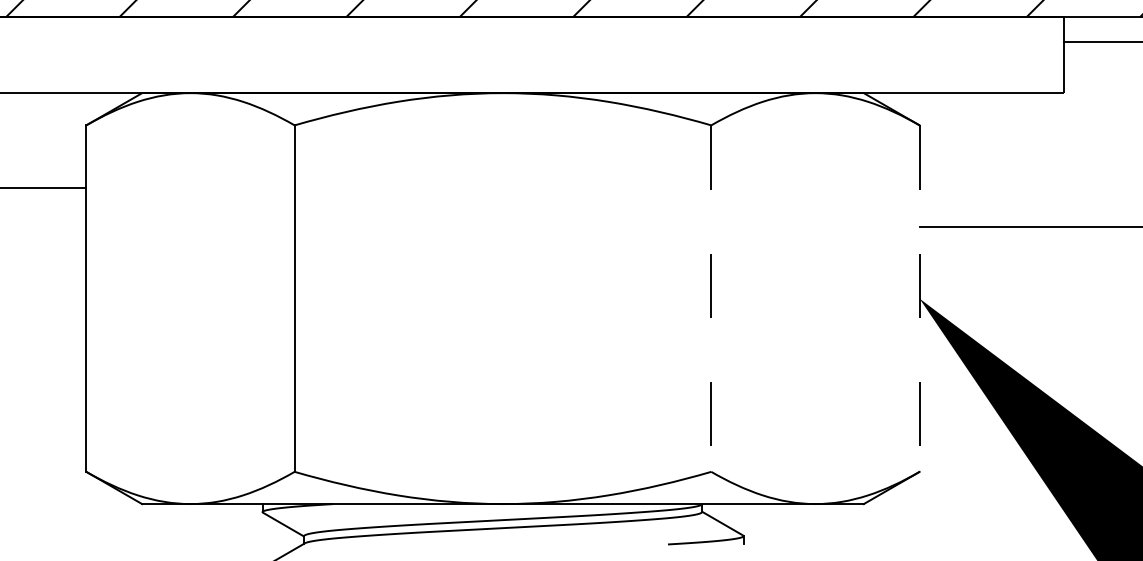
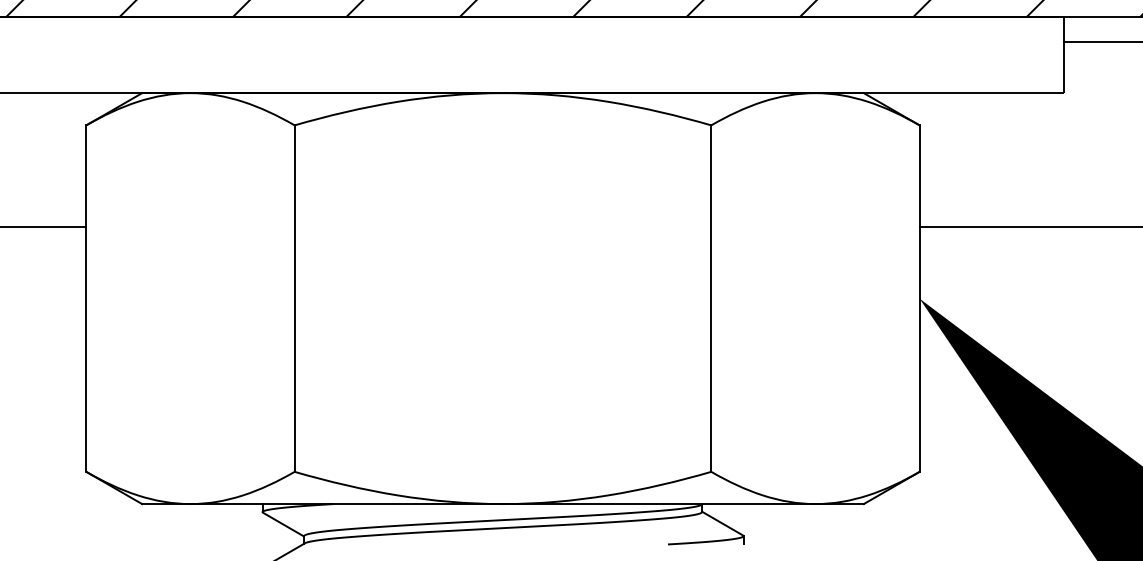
line position: (44, 188) -> (44, 227) (44, 227)
line: dashed -> solid (711, 299)
line: dashed -> solid (919, 299)
